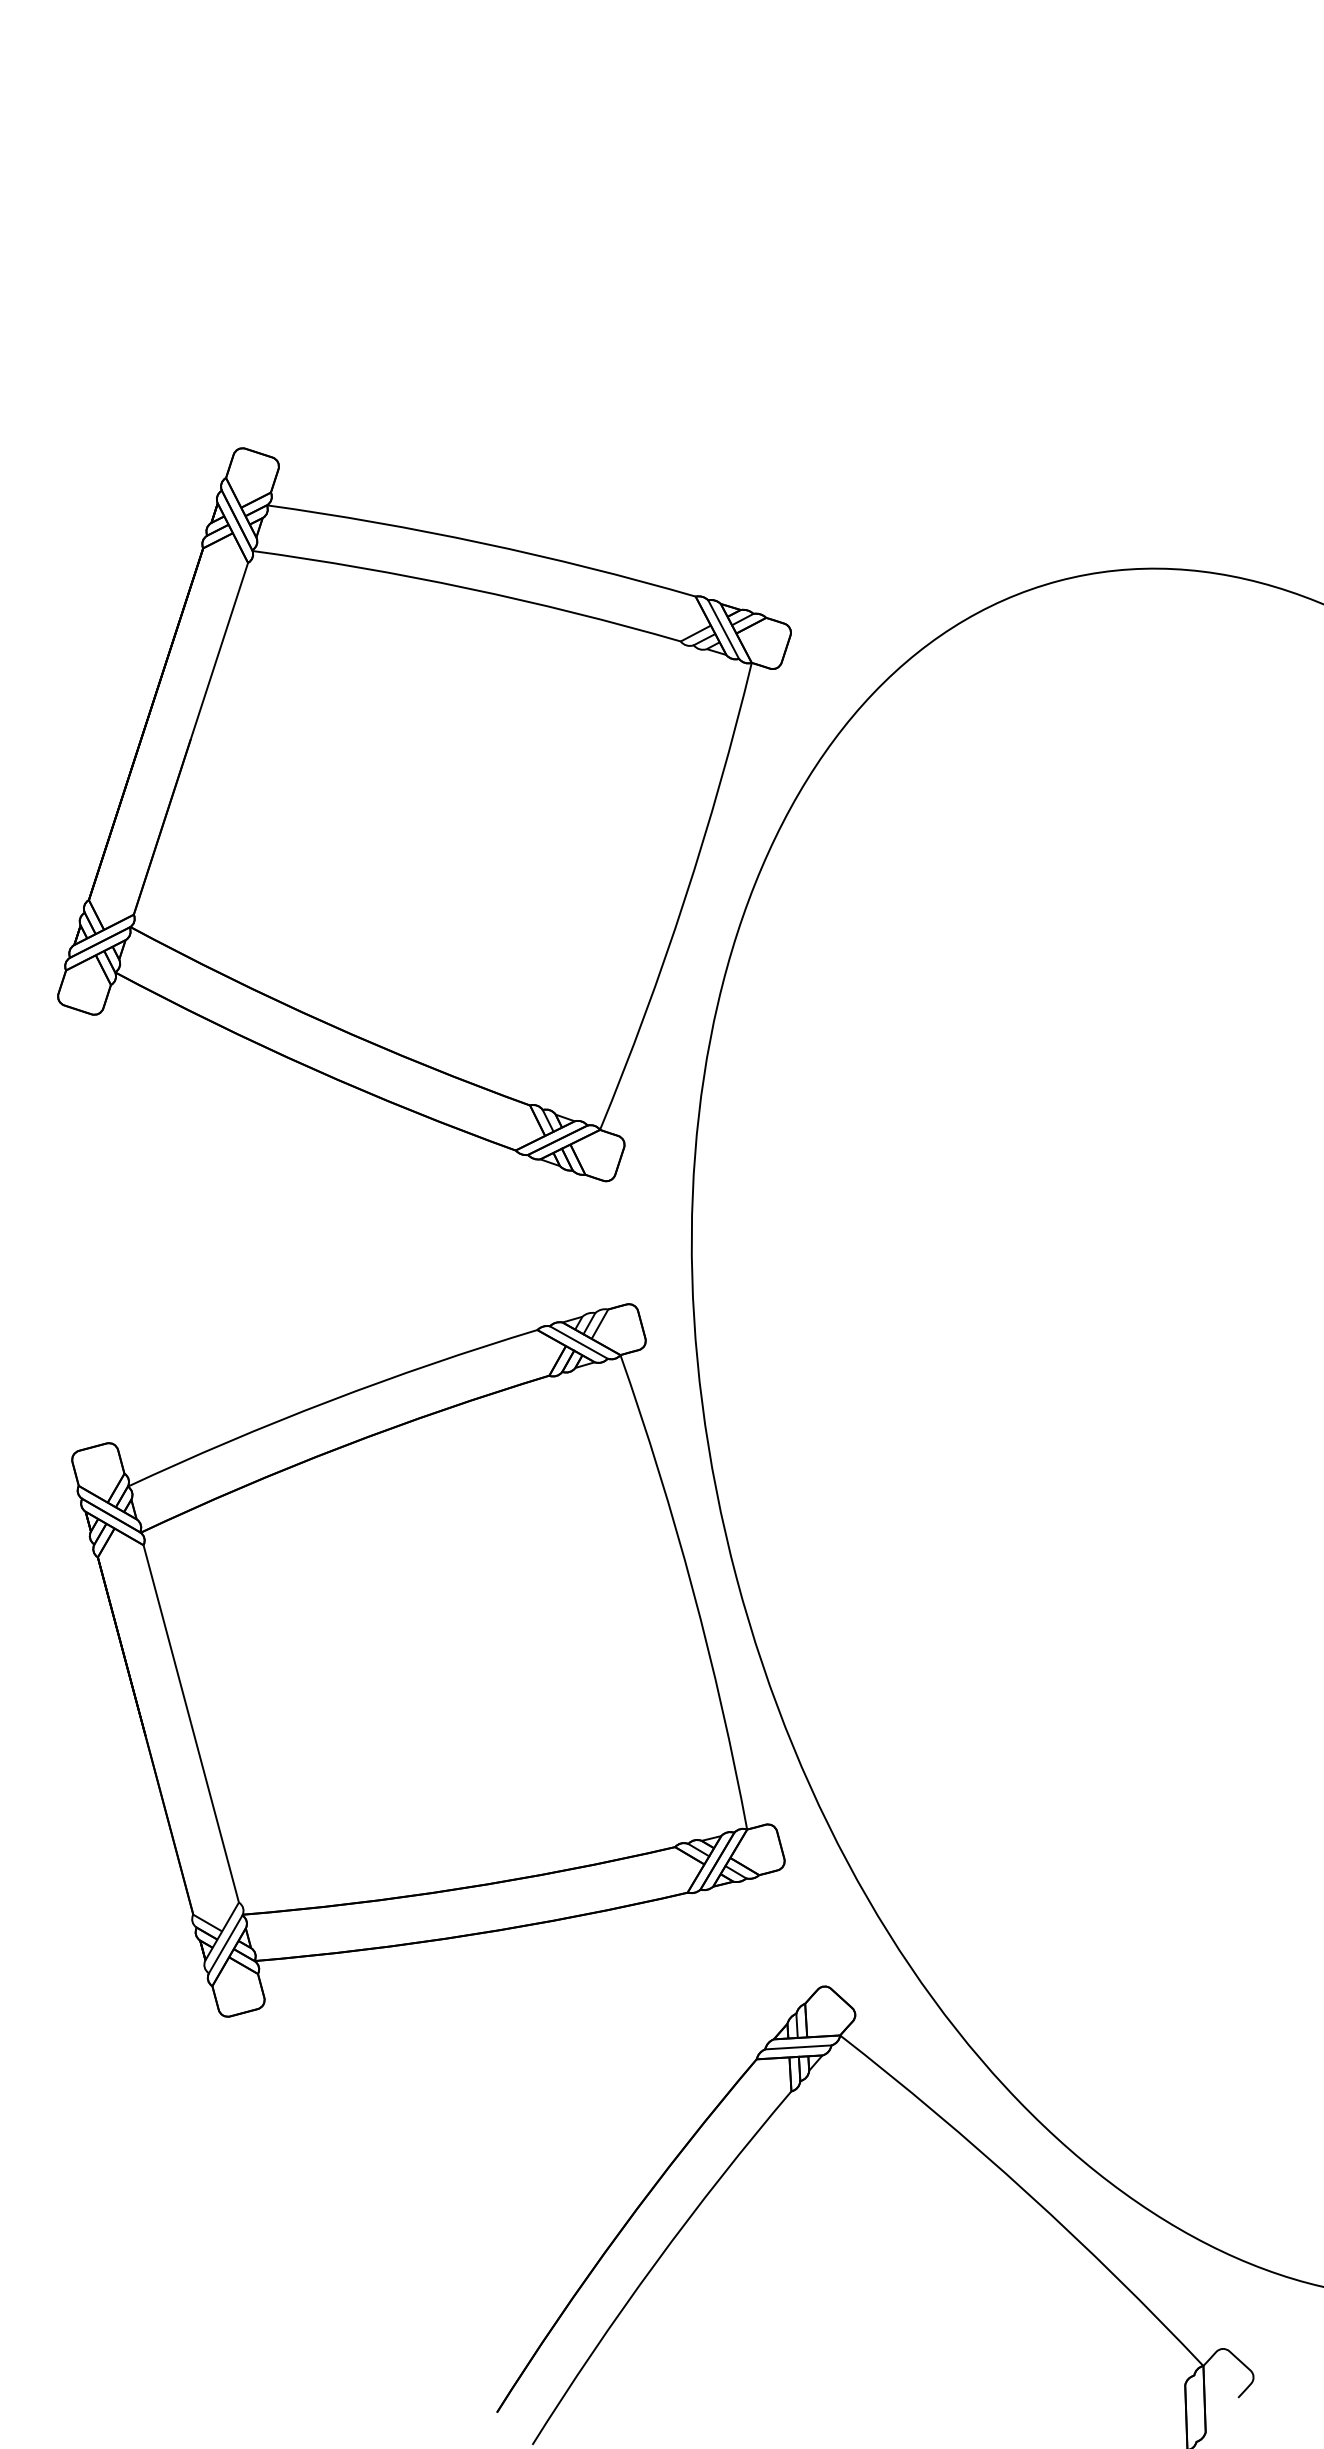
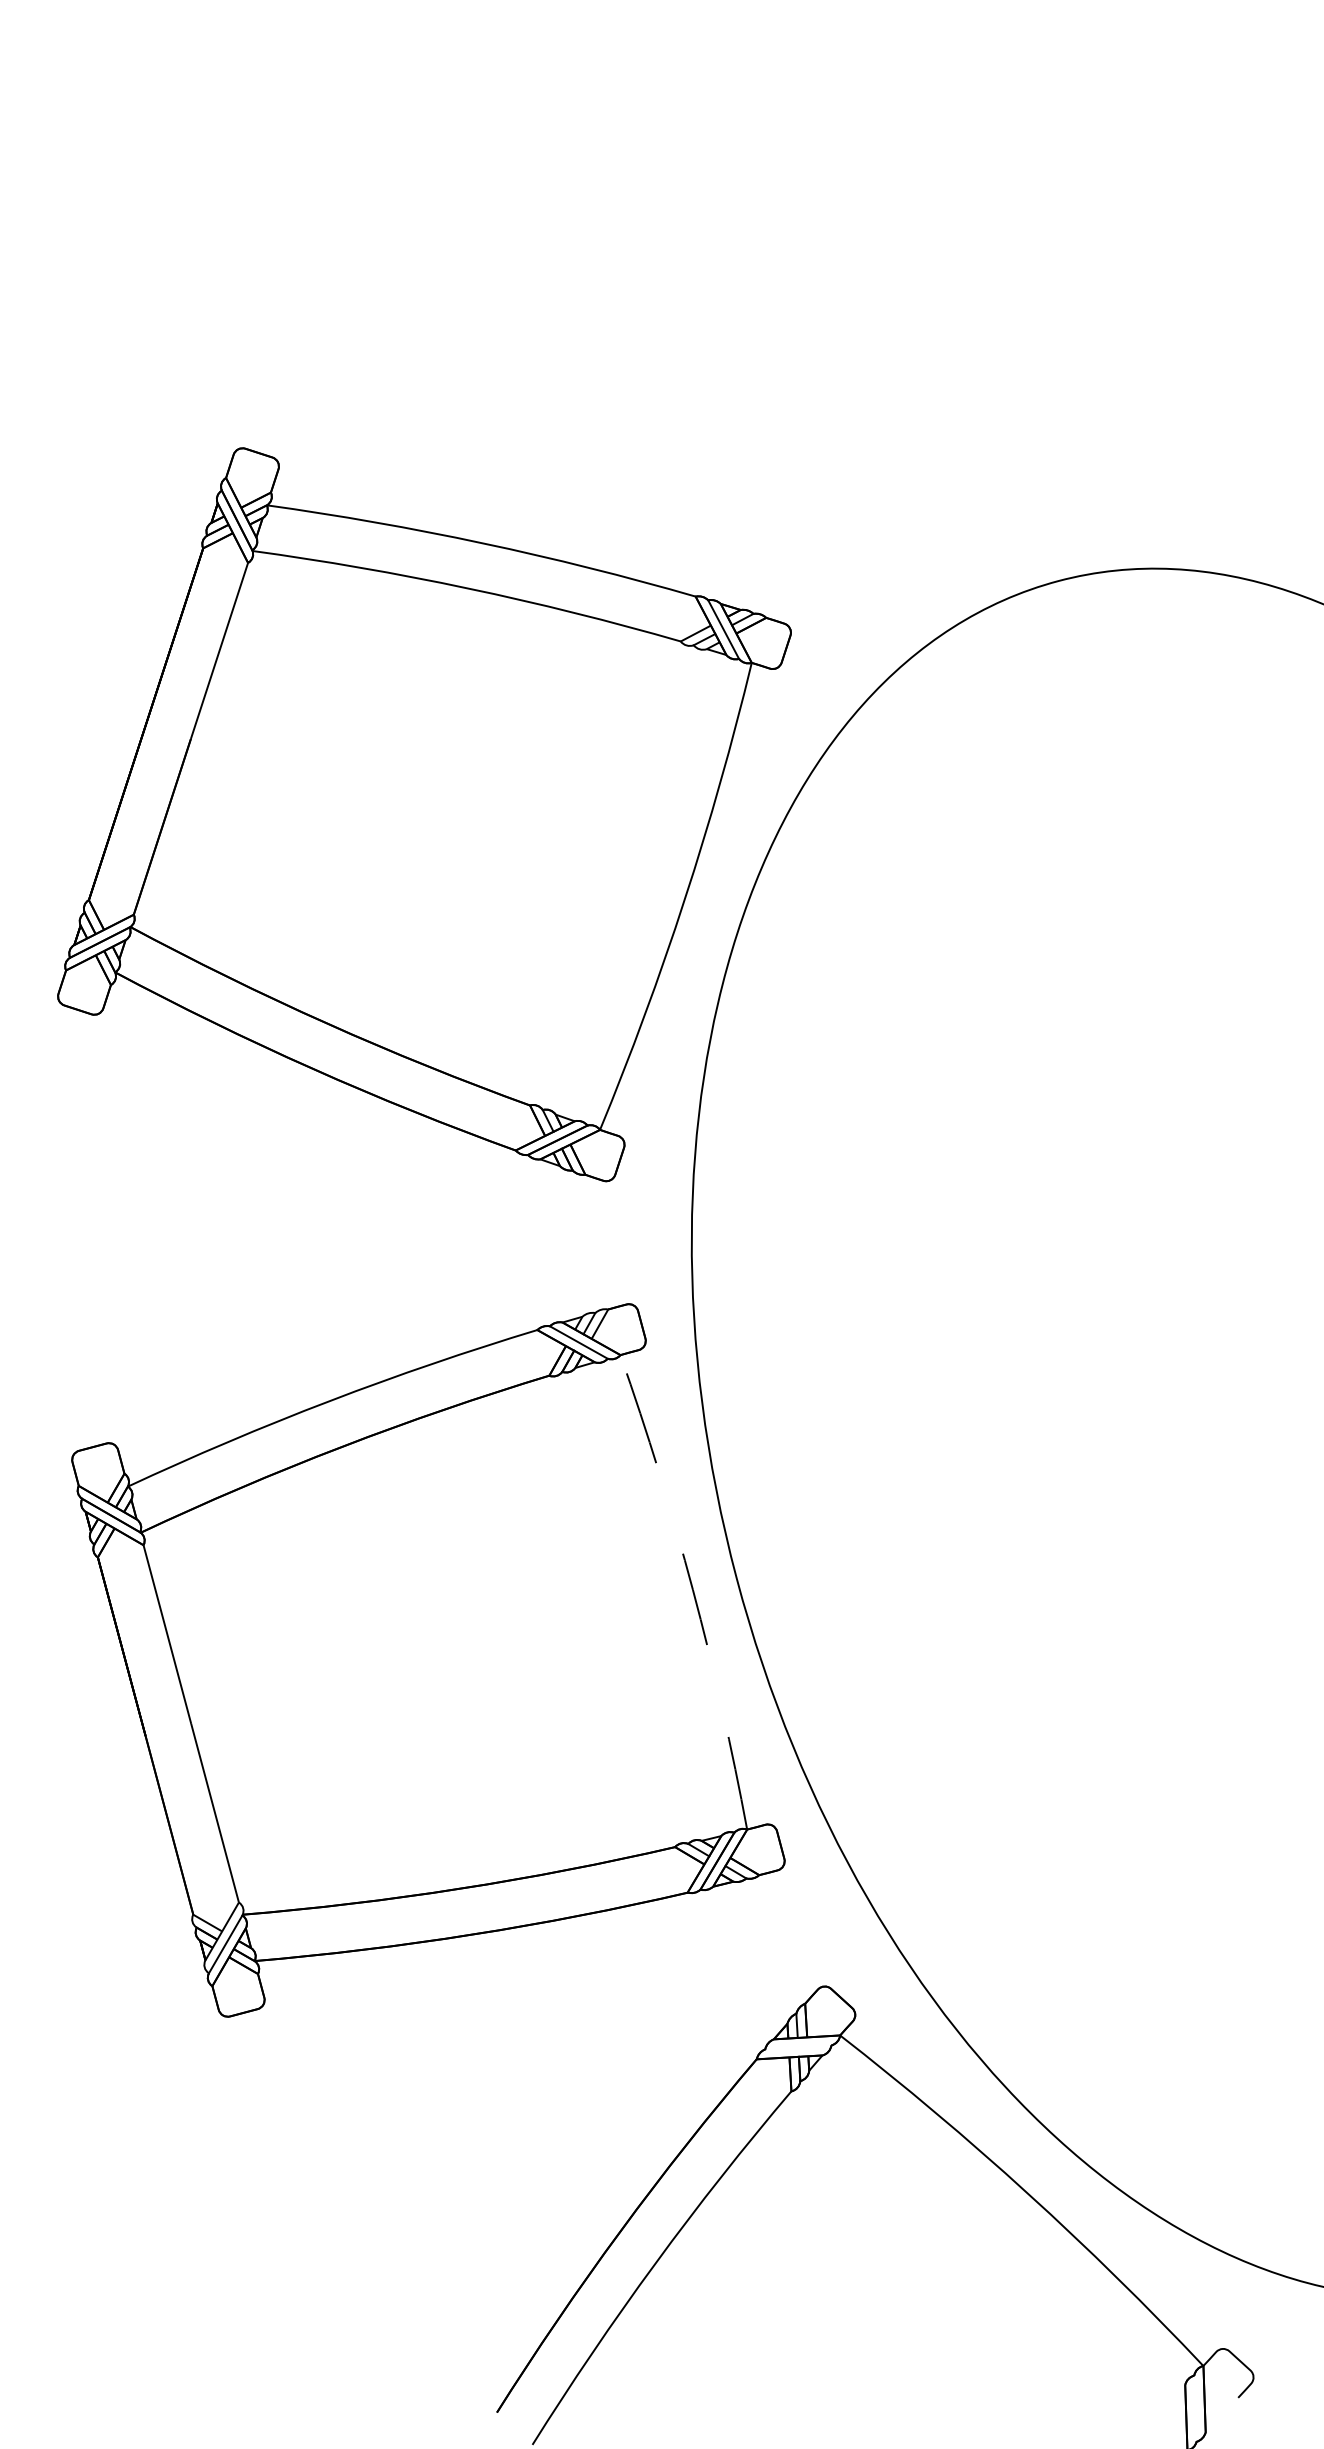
arc: solid -> dashed (692, 1589)
line: present -> none (798, 2047)
